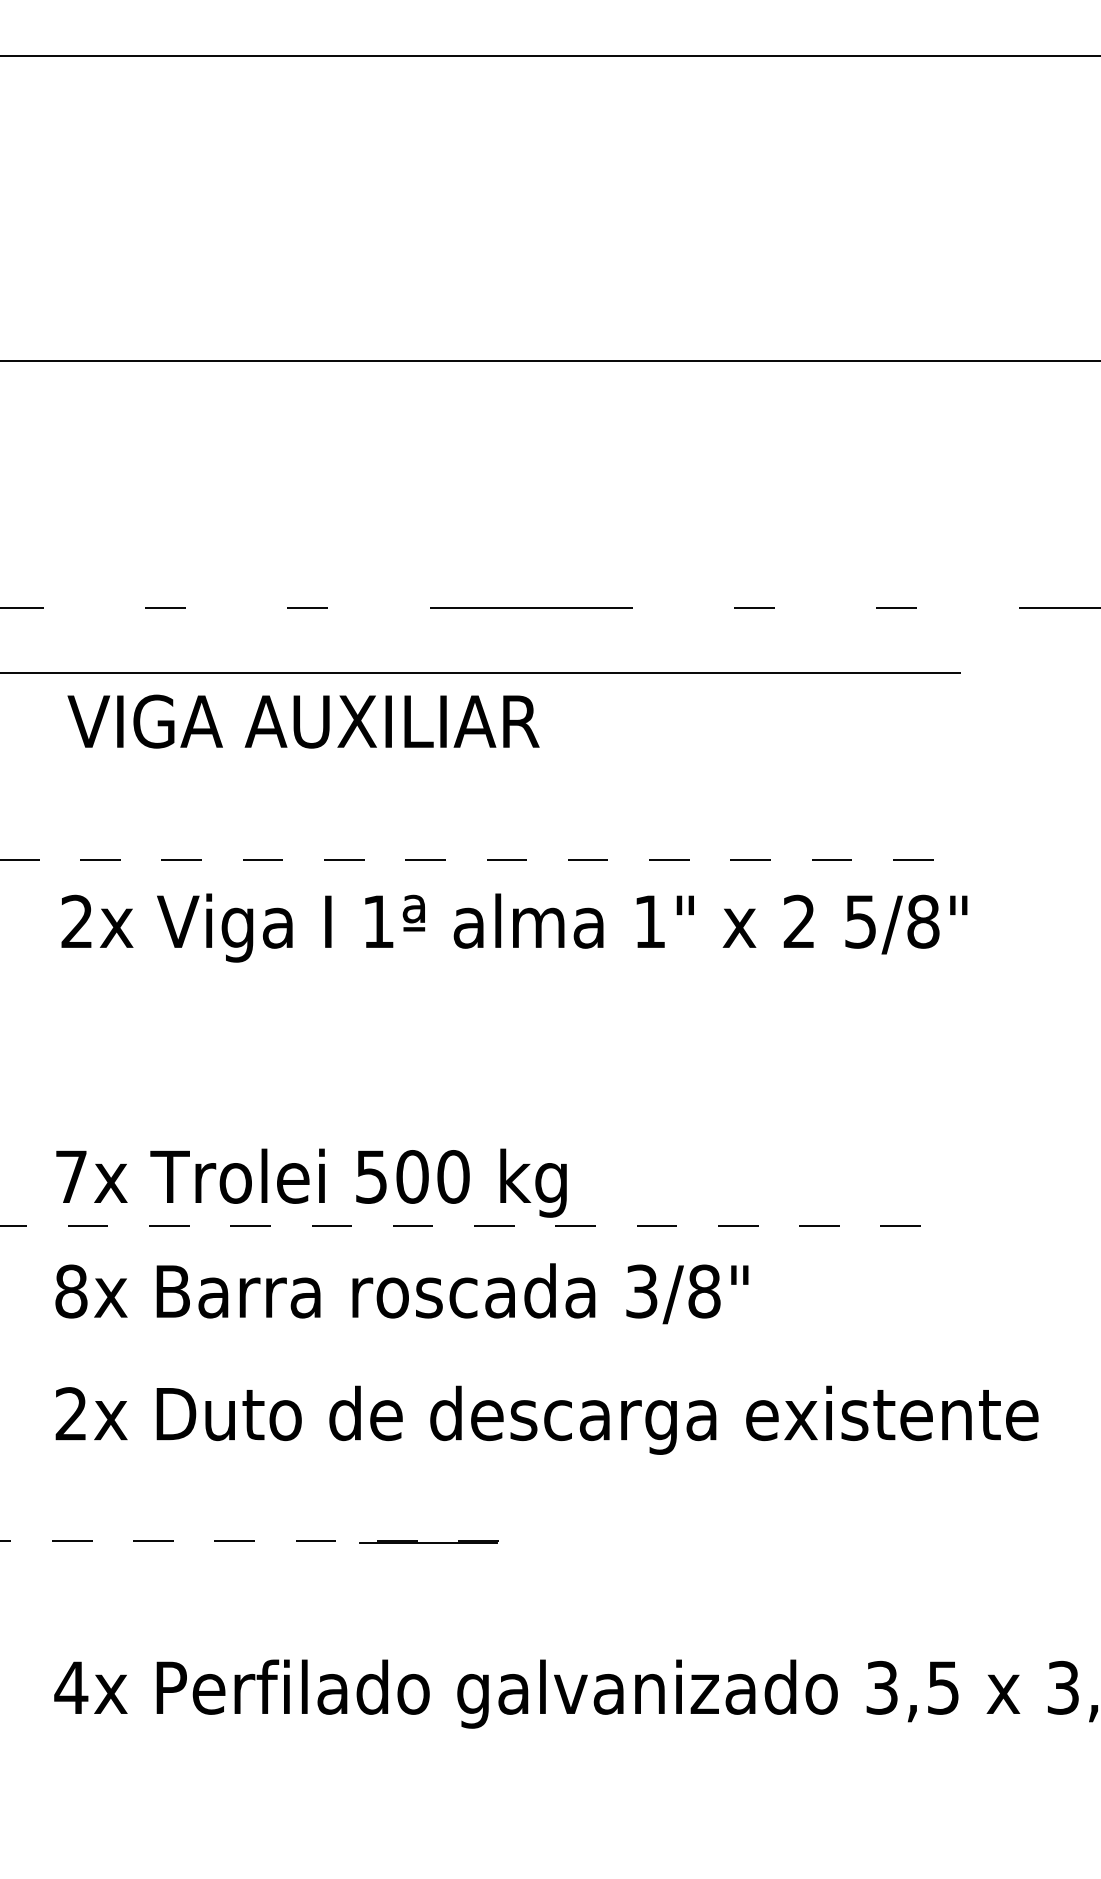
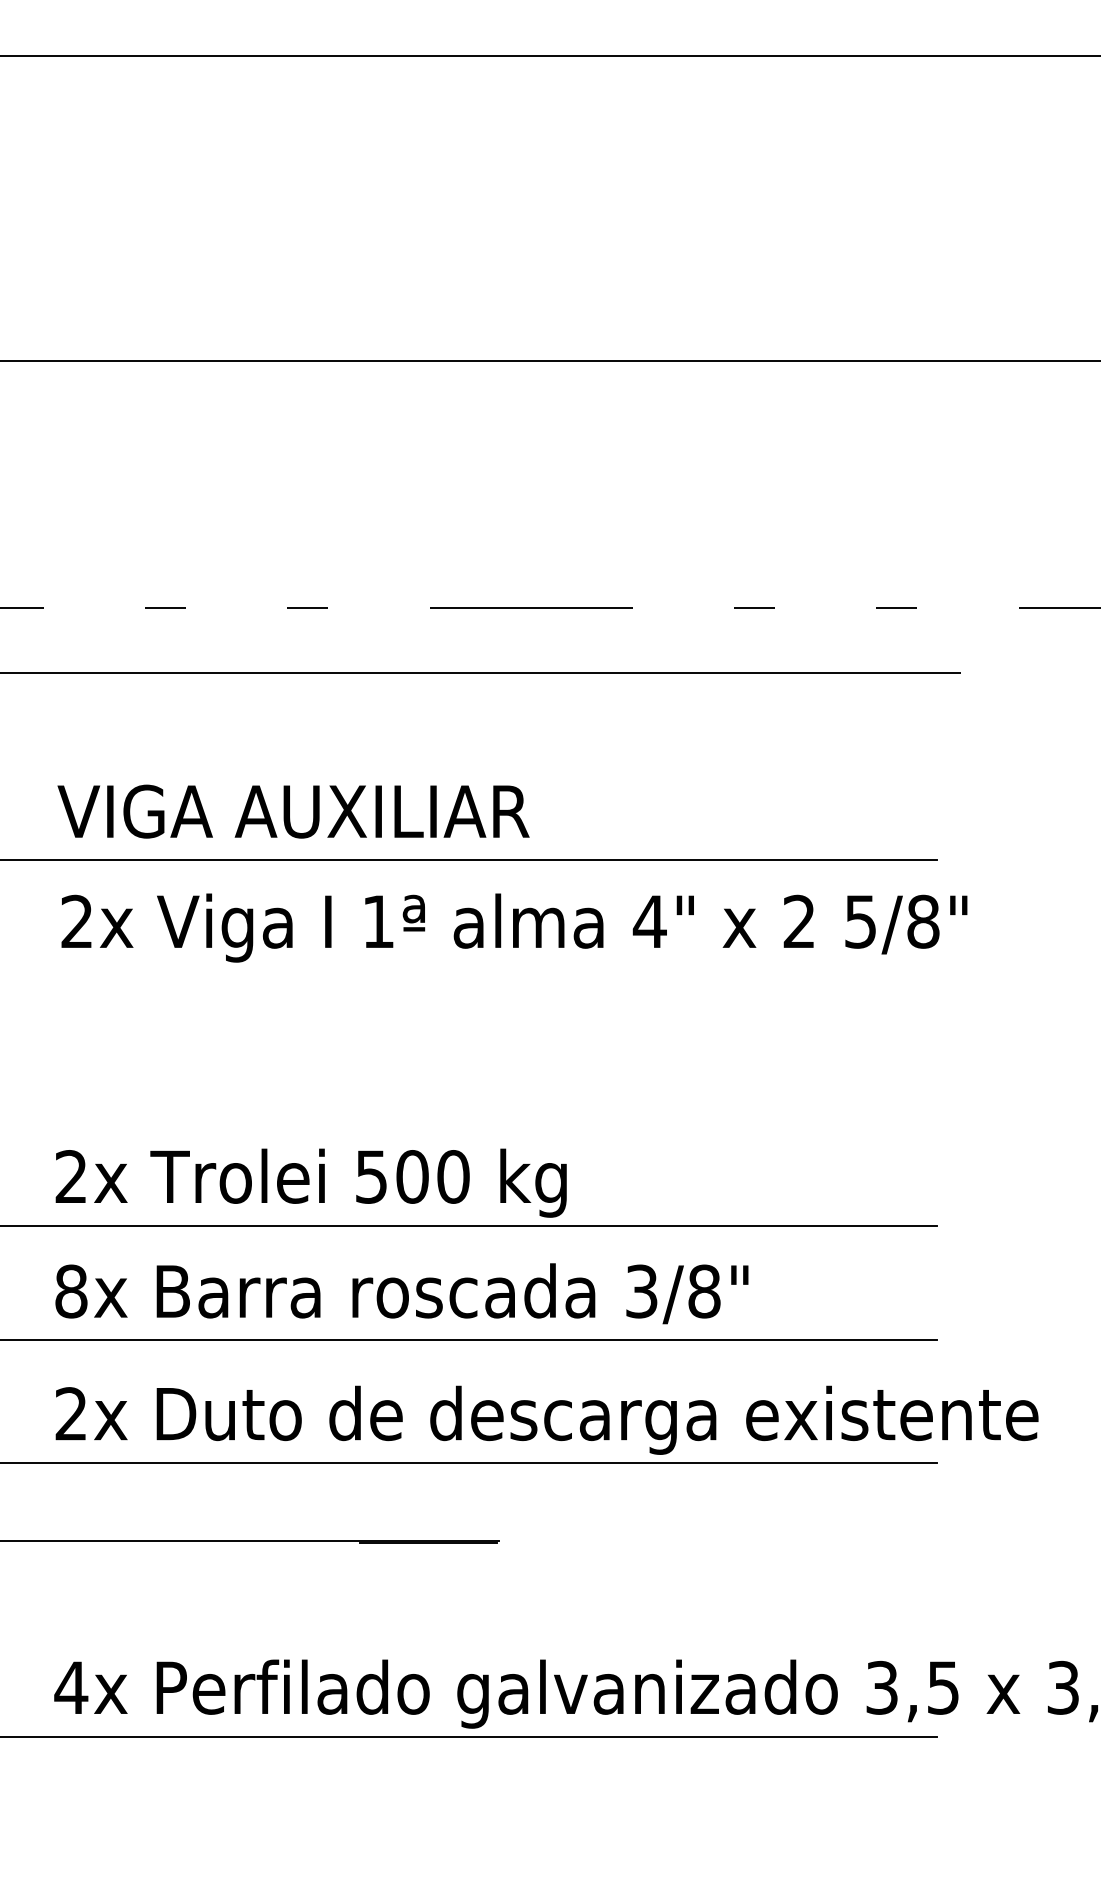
text position: (303, 721) -> (293, 811) (293, 811)
line: dashed -> solid (469, 860)
text: 1" -> 4" (649, 921)
text: 7x -> 2x (70, 1176)
line: dashed -> solid (469, 1225)
line: none -> present (469, 1340)
line: none -> present (469, 1462)
line: dashed -> solid (249, 1541)
line: none -> present (469, 1736)
